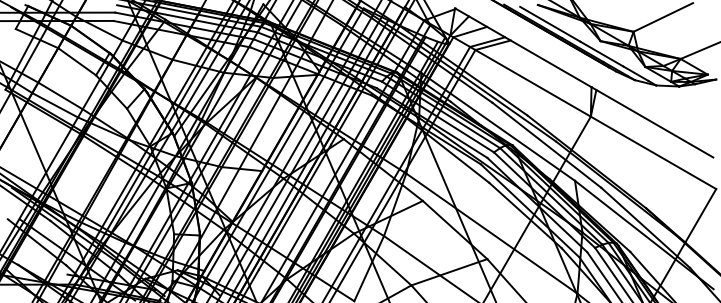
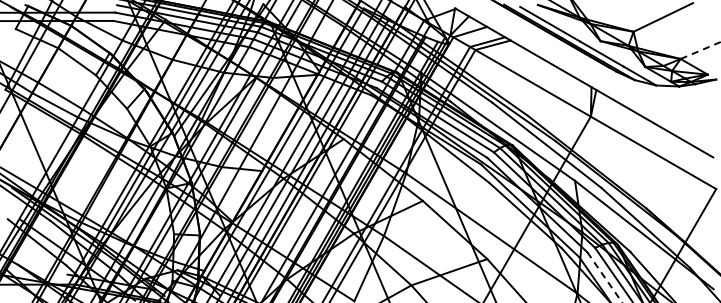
line: solid -> dashed (700, 50)
line: solid -> dashed (604, 277)
